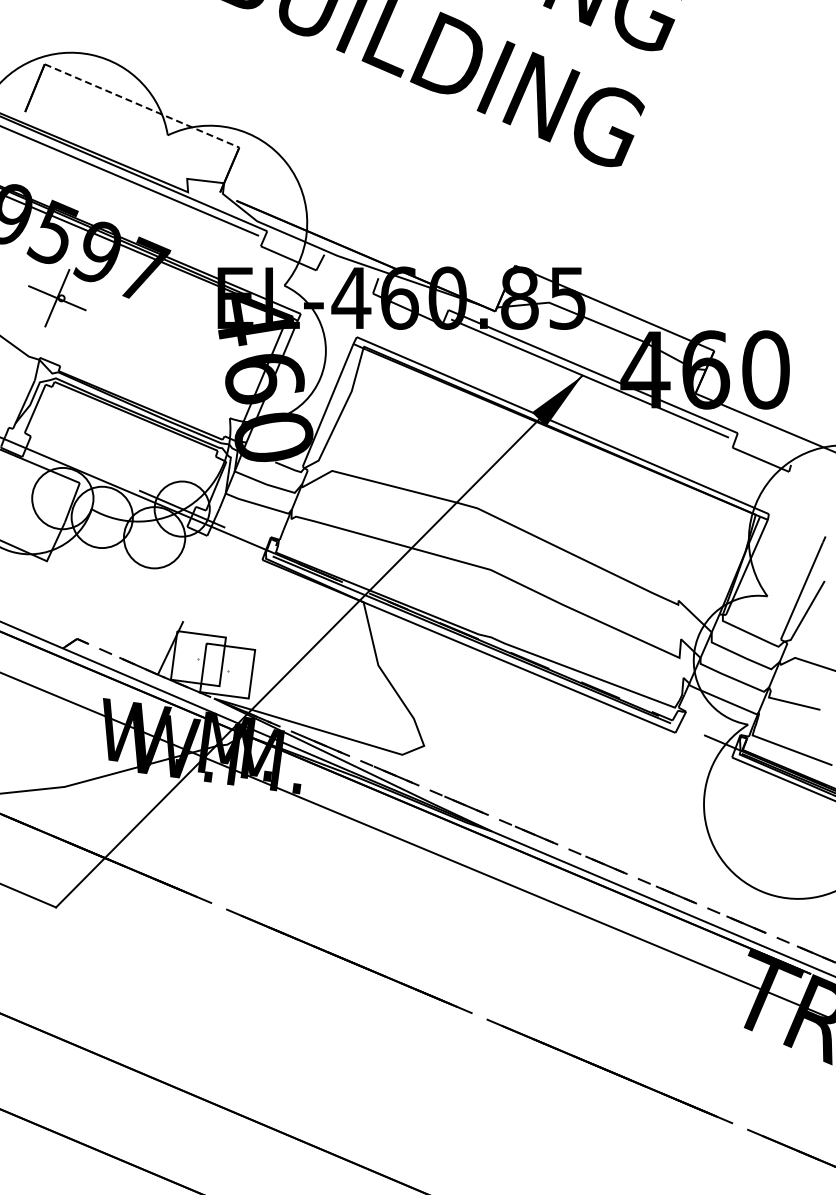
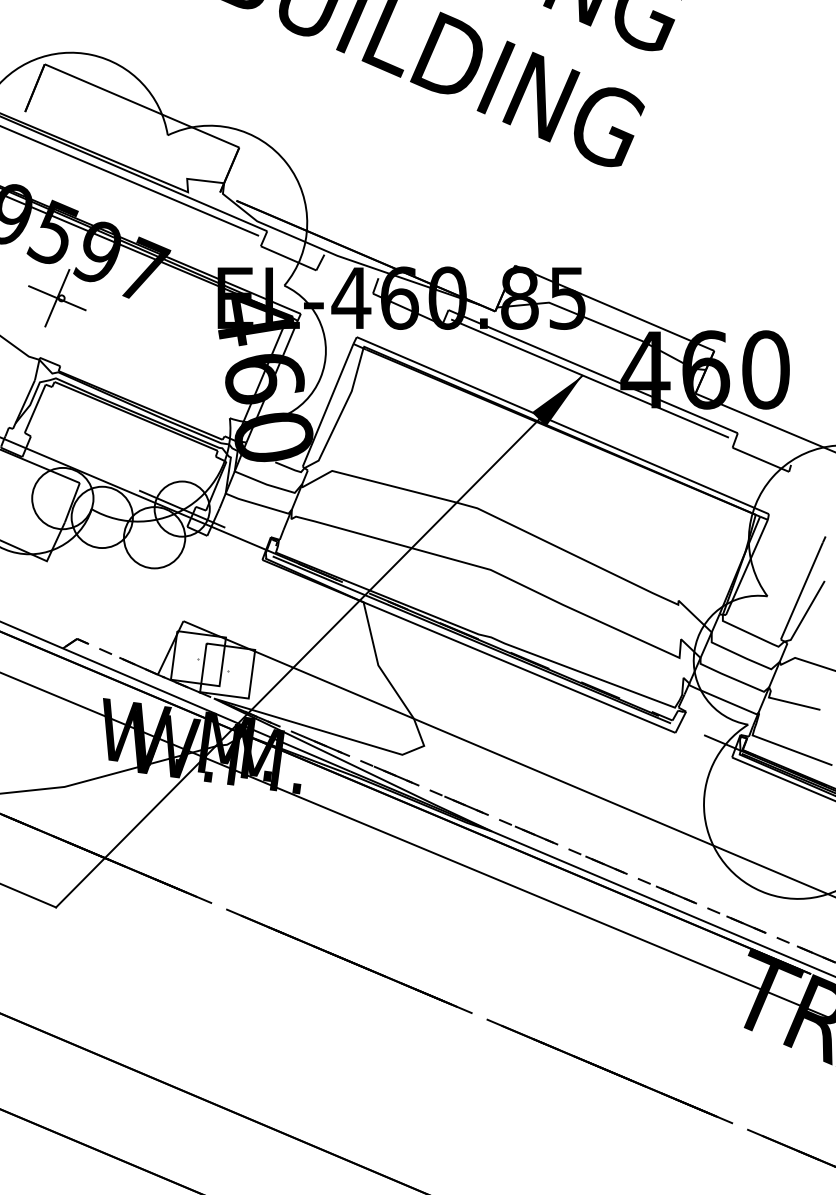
line: dashed -> solid (142, 105)
line: none -> present (507, 758)
